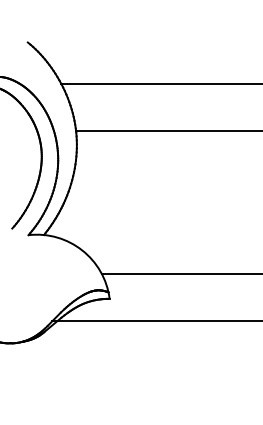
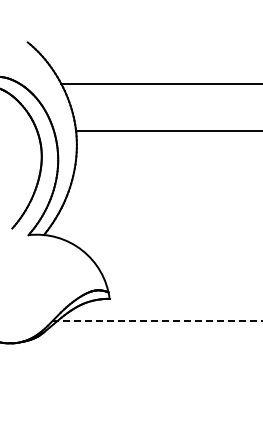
line: present -> none (180, 273)
line: solid -> dashed (158, 321)
